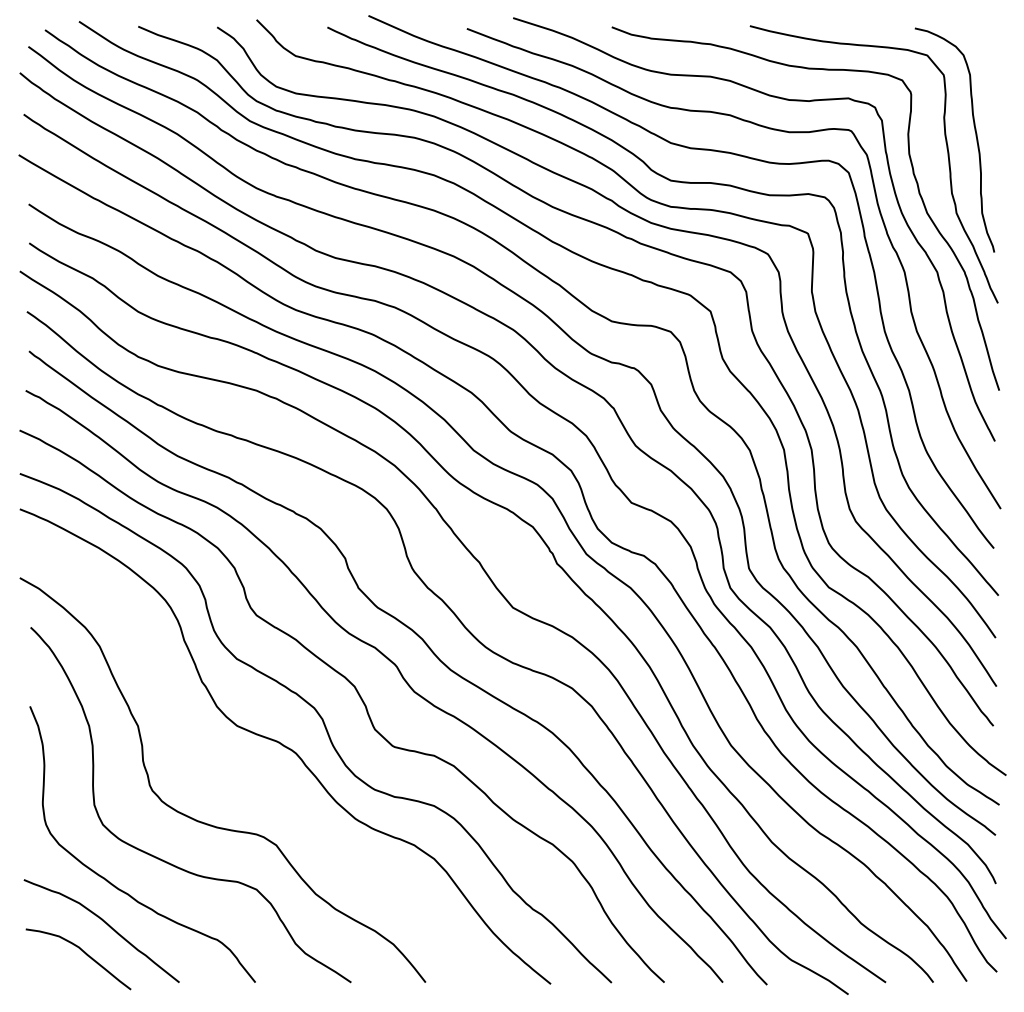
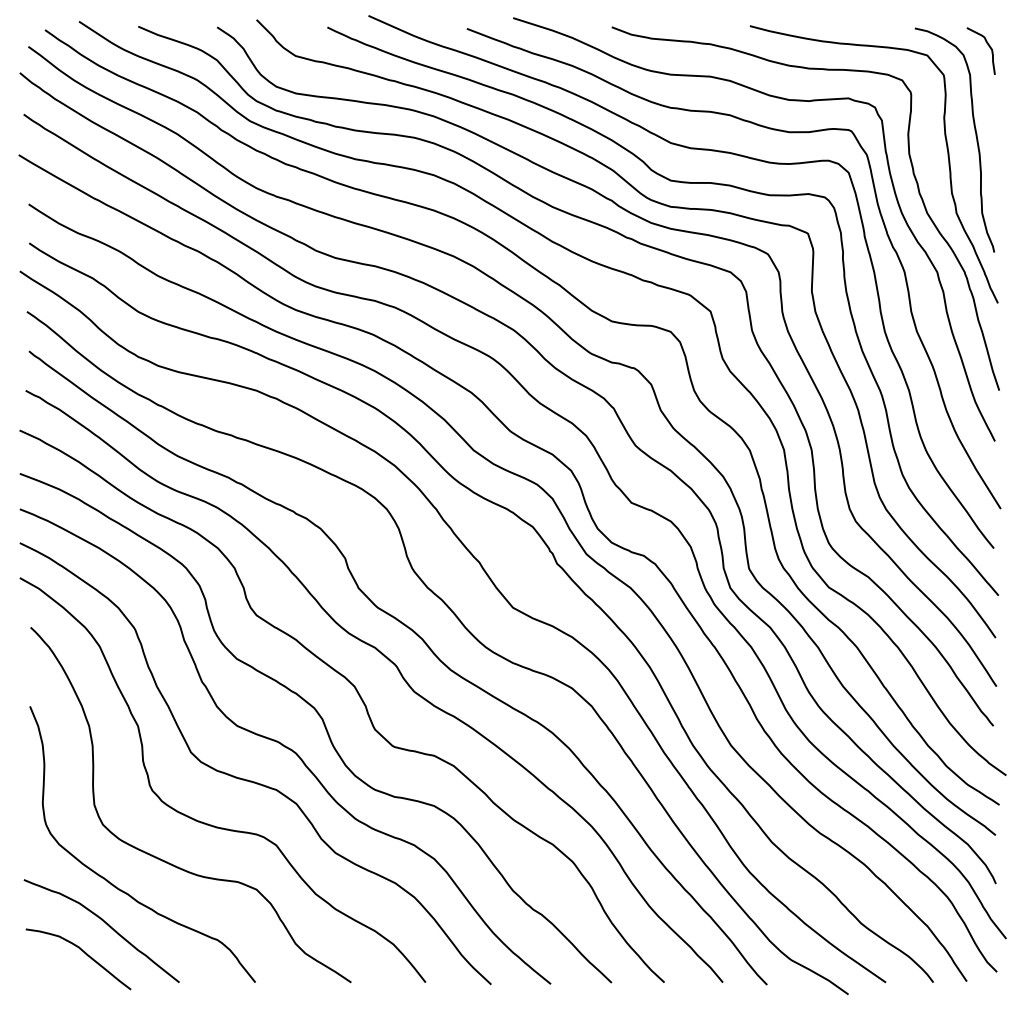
curve: none -> present (988, 46)
curve: none -> present (251, 780)
